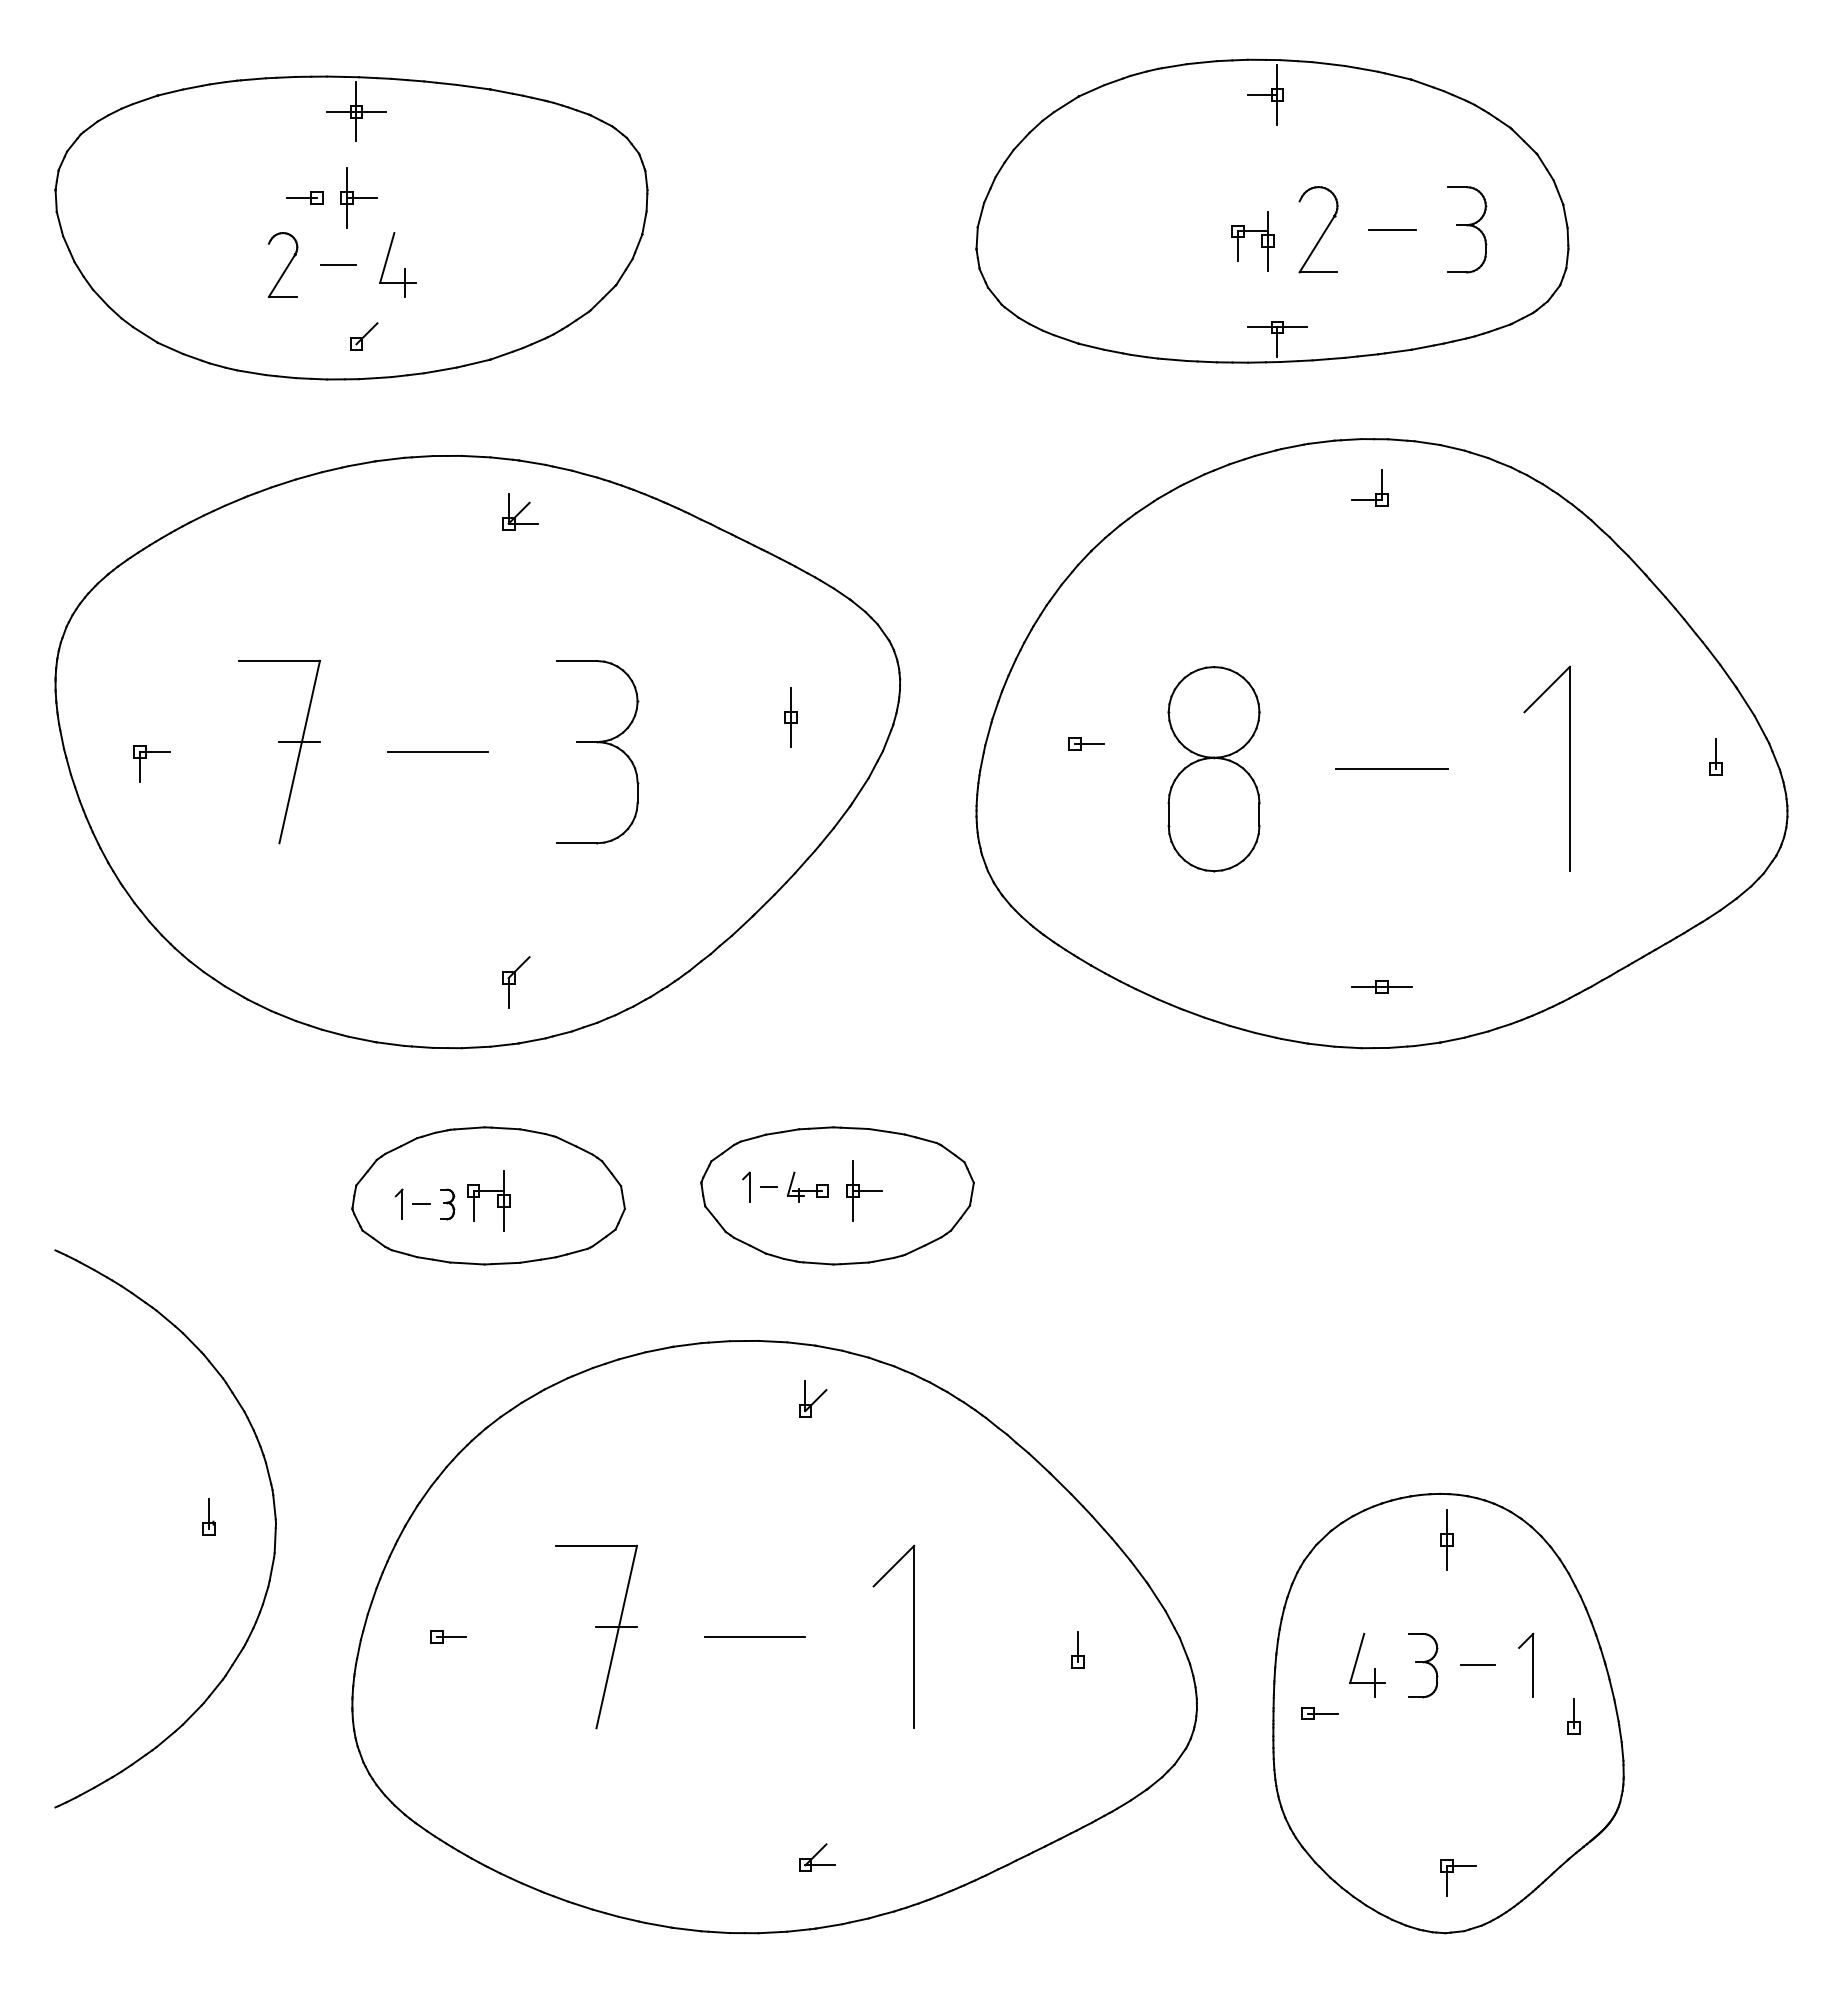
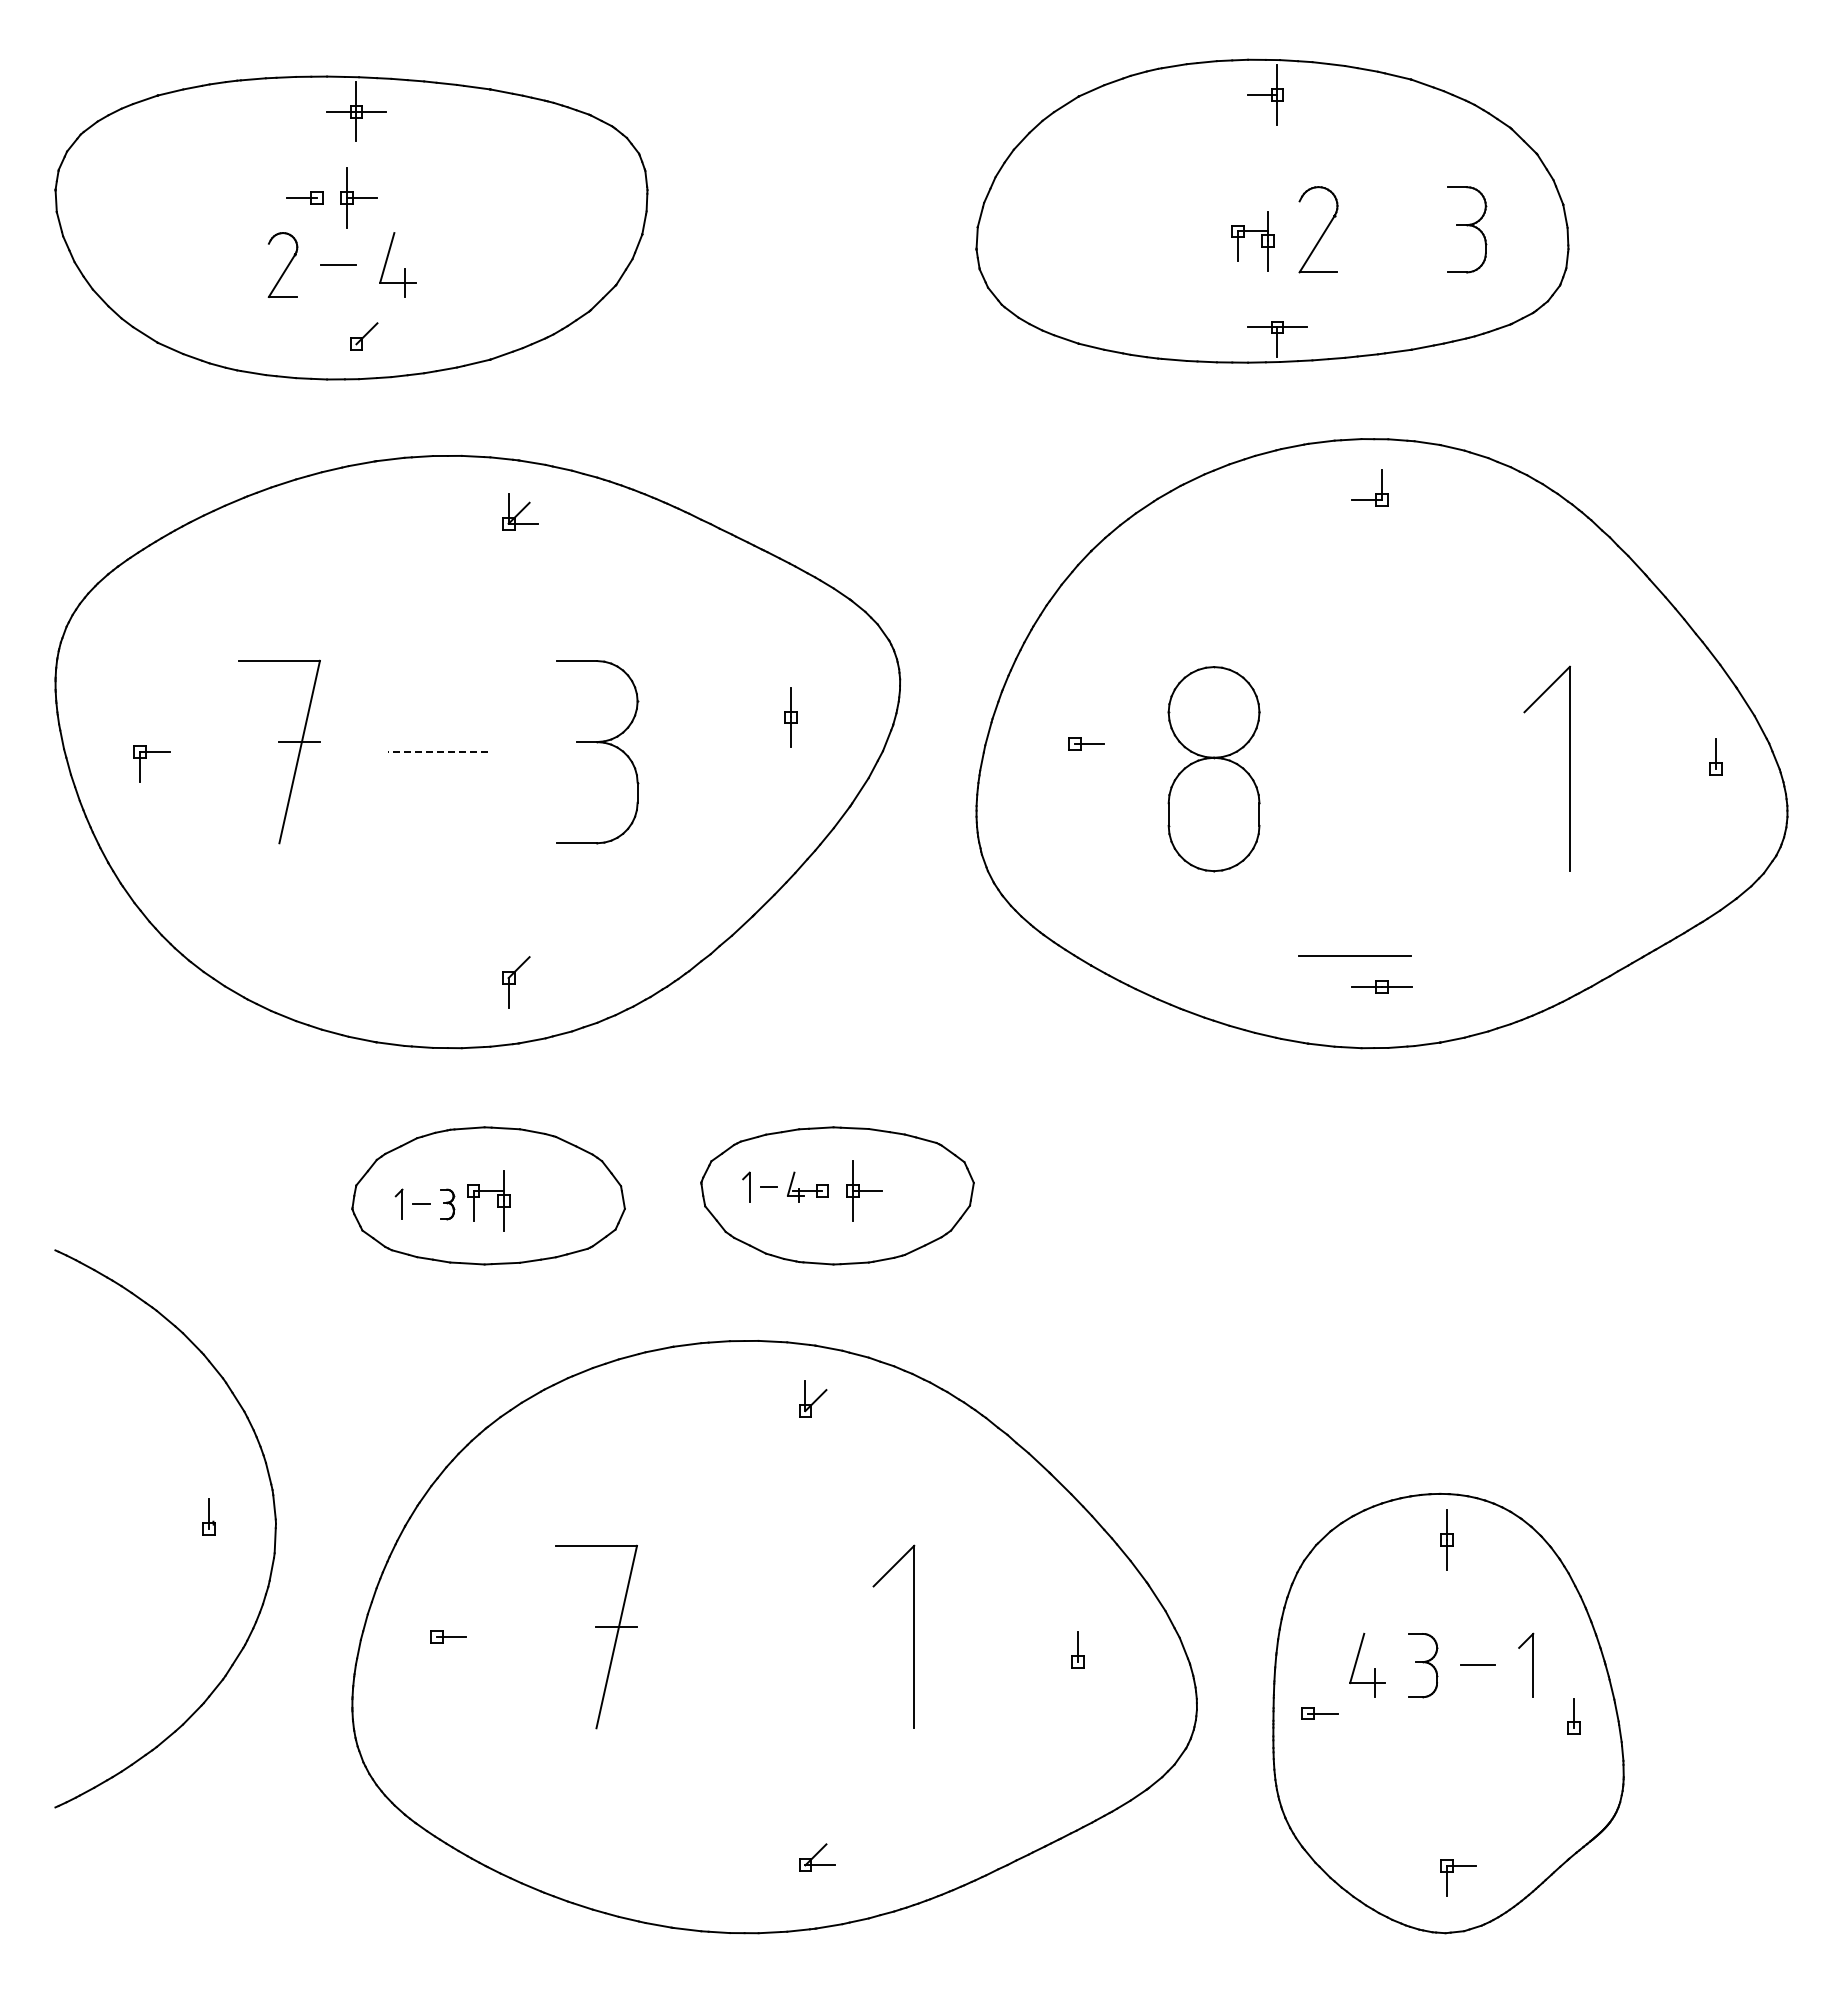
line: present -> none (1392, 229)
line: solid -> dashed (438, 752)
line position: (1391, 768) -> (1354, 955) (1354, 955)
line: present -> none (755, 1637)
